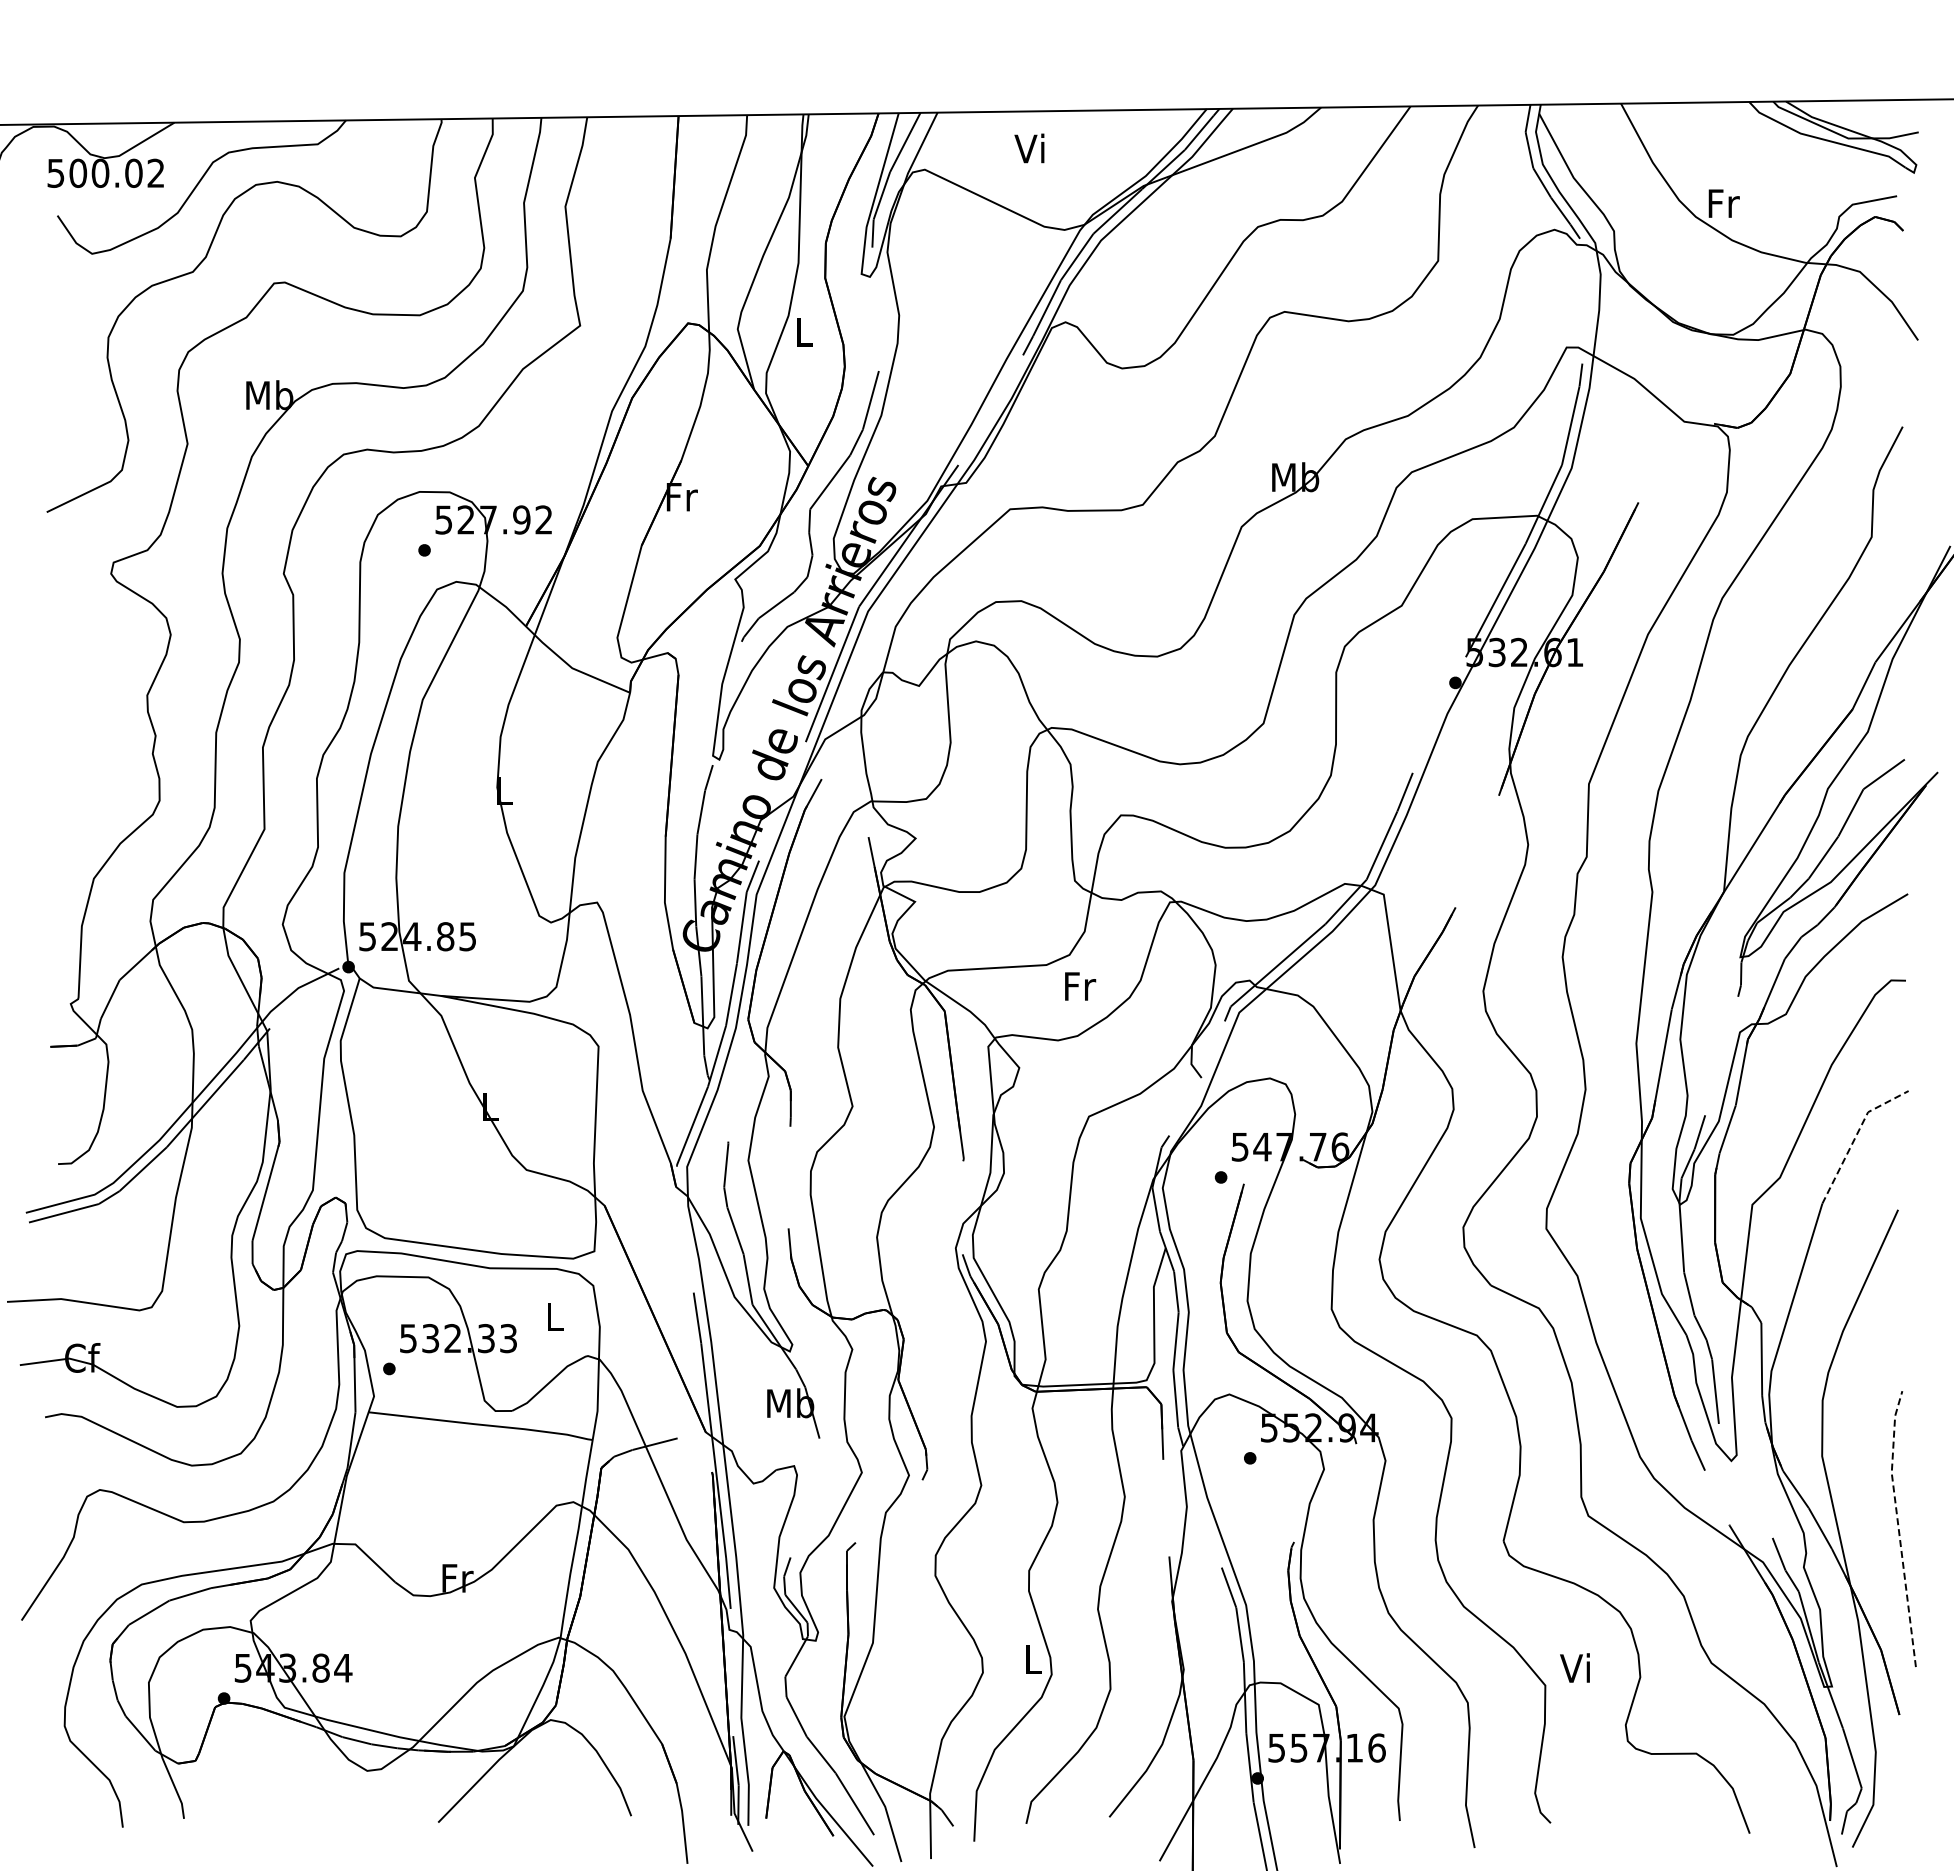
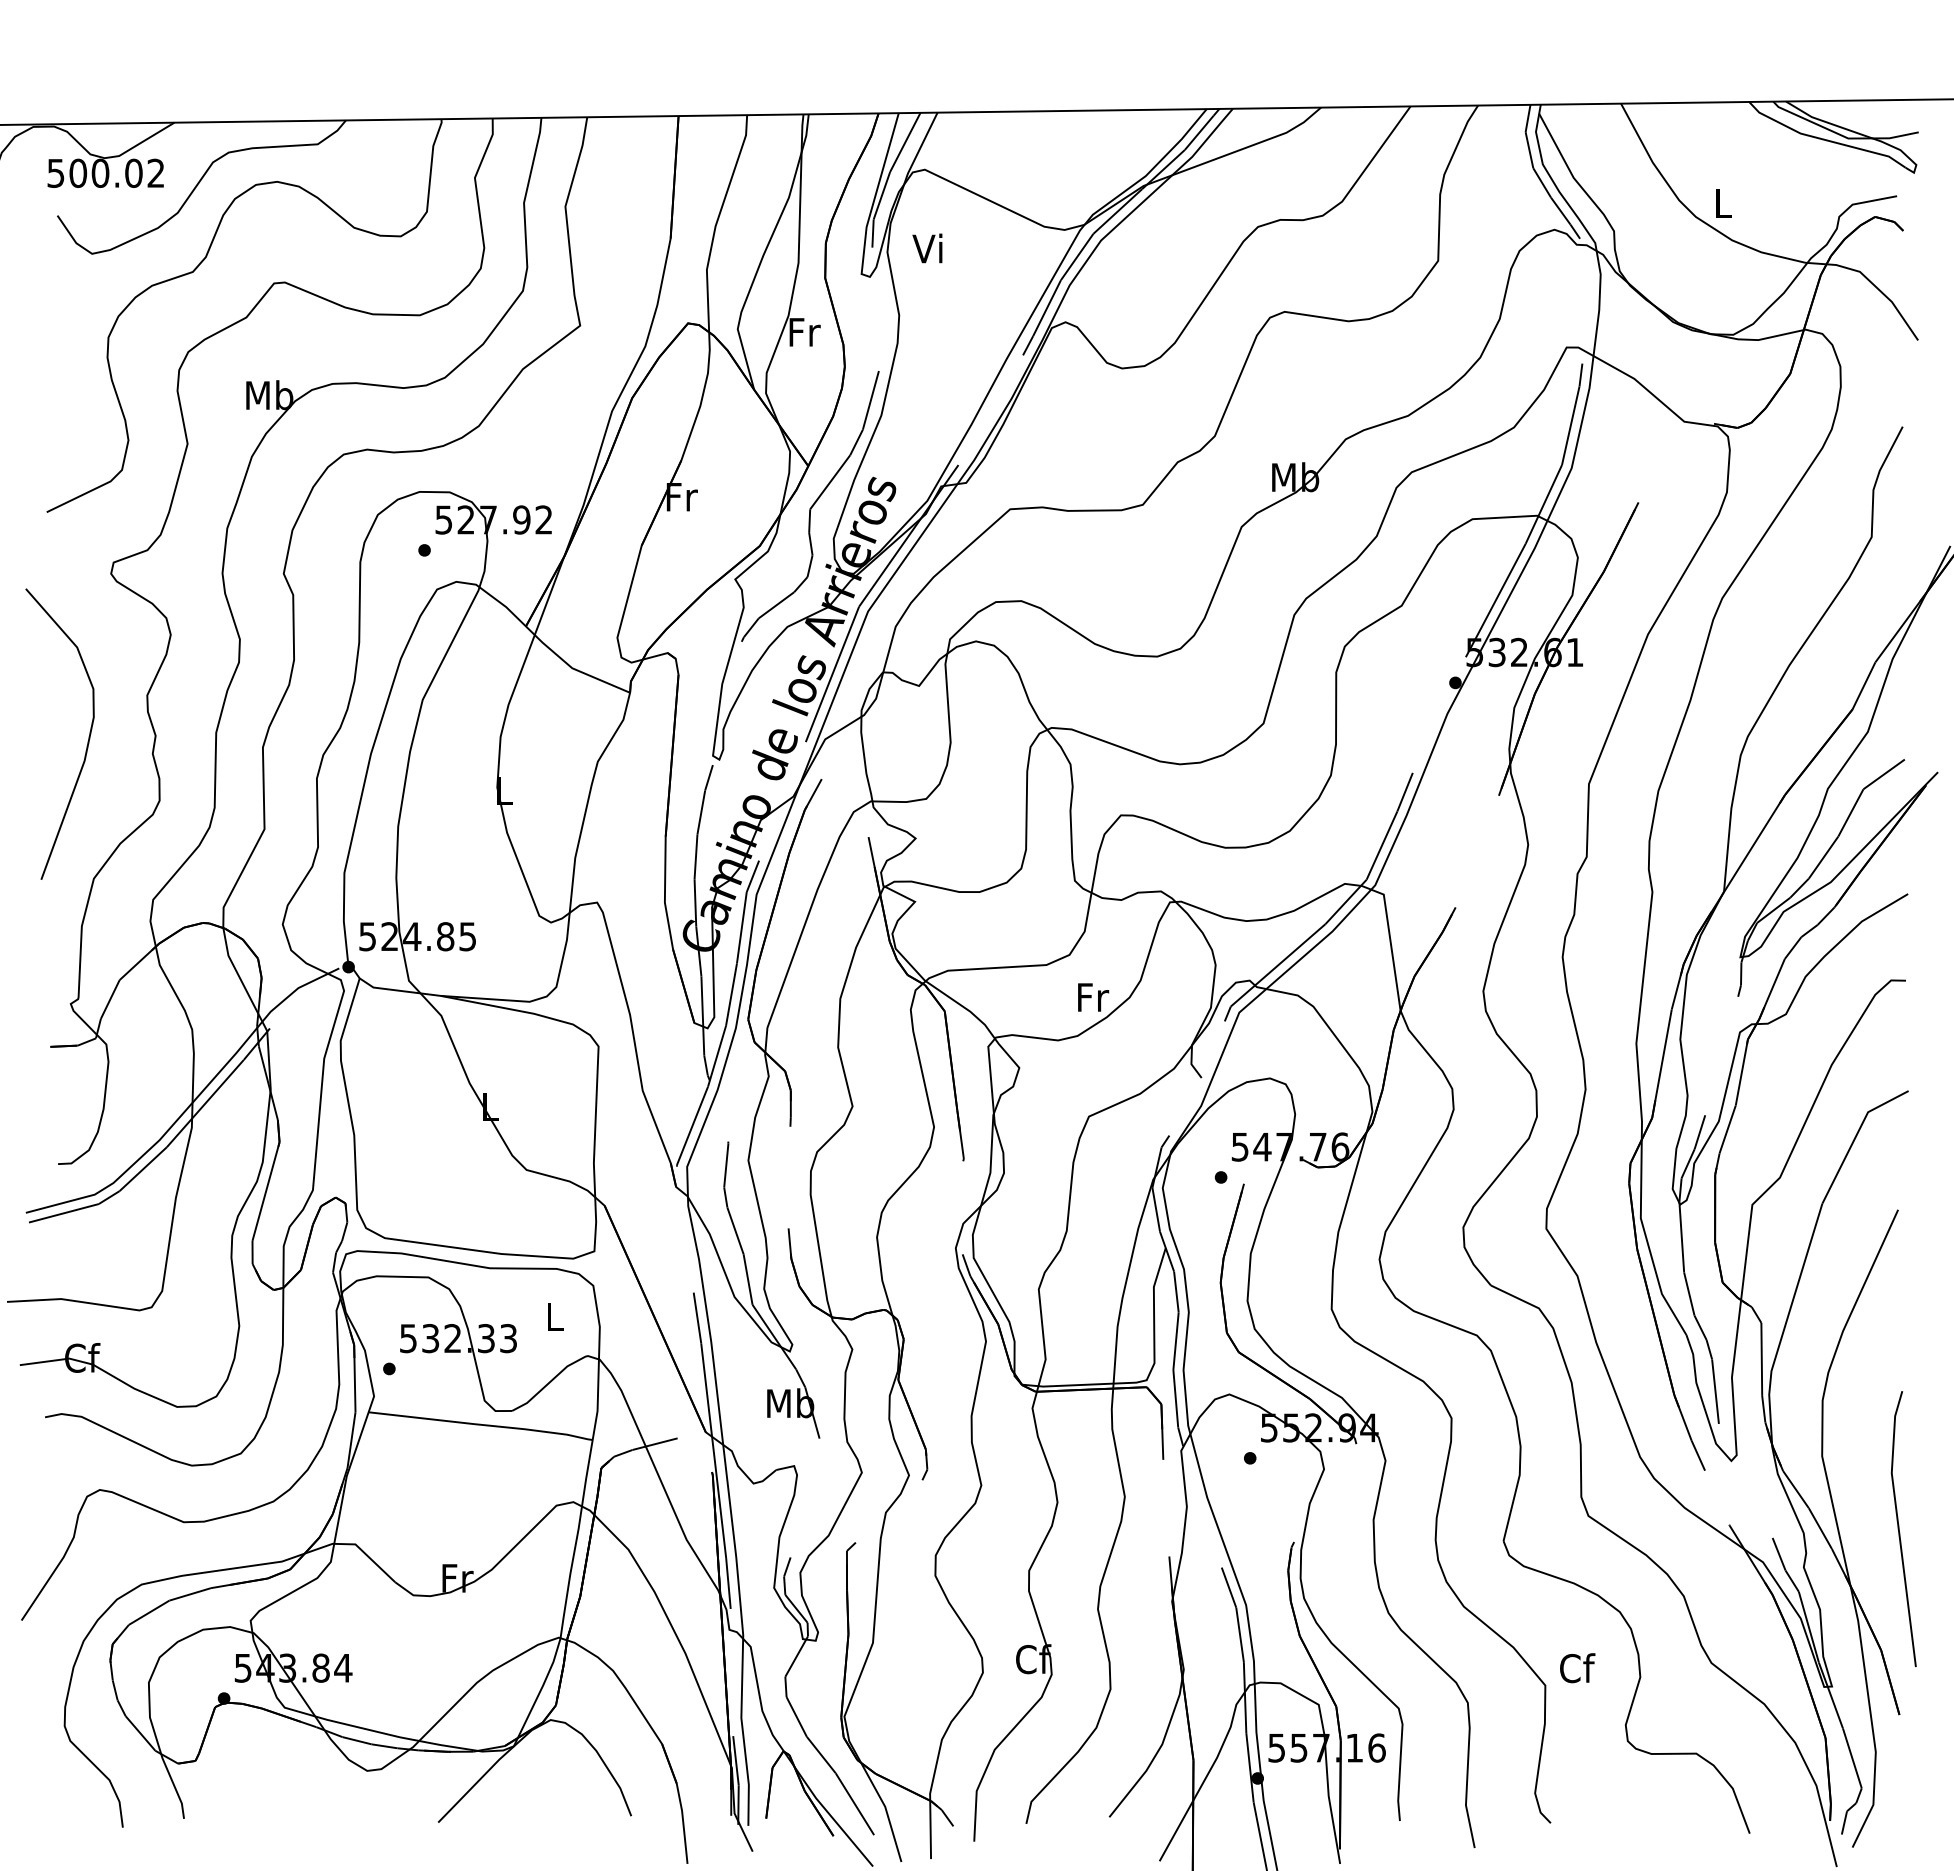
text position: (1029, 148) -> (927, 248) (927, 248)
text: Fr -> L (1723, 203)
text: L -> Fr (804, 332)
curve: none -> present (87, 741)
text position: (1080, 986) -> (1093, 997) (1093, 997)
line: dashed -> solid (1855, 1137)
line: dashed -> solid (1898, 1527)
text: L -> Cf (1033, 1659)
text: Vi -> Cf (1577, 1668)
